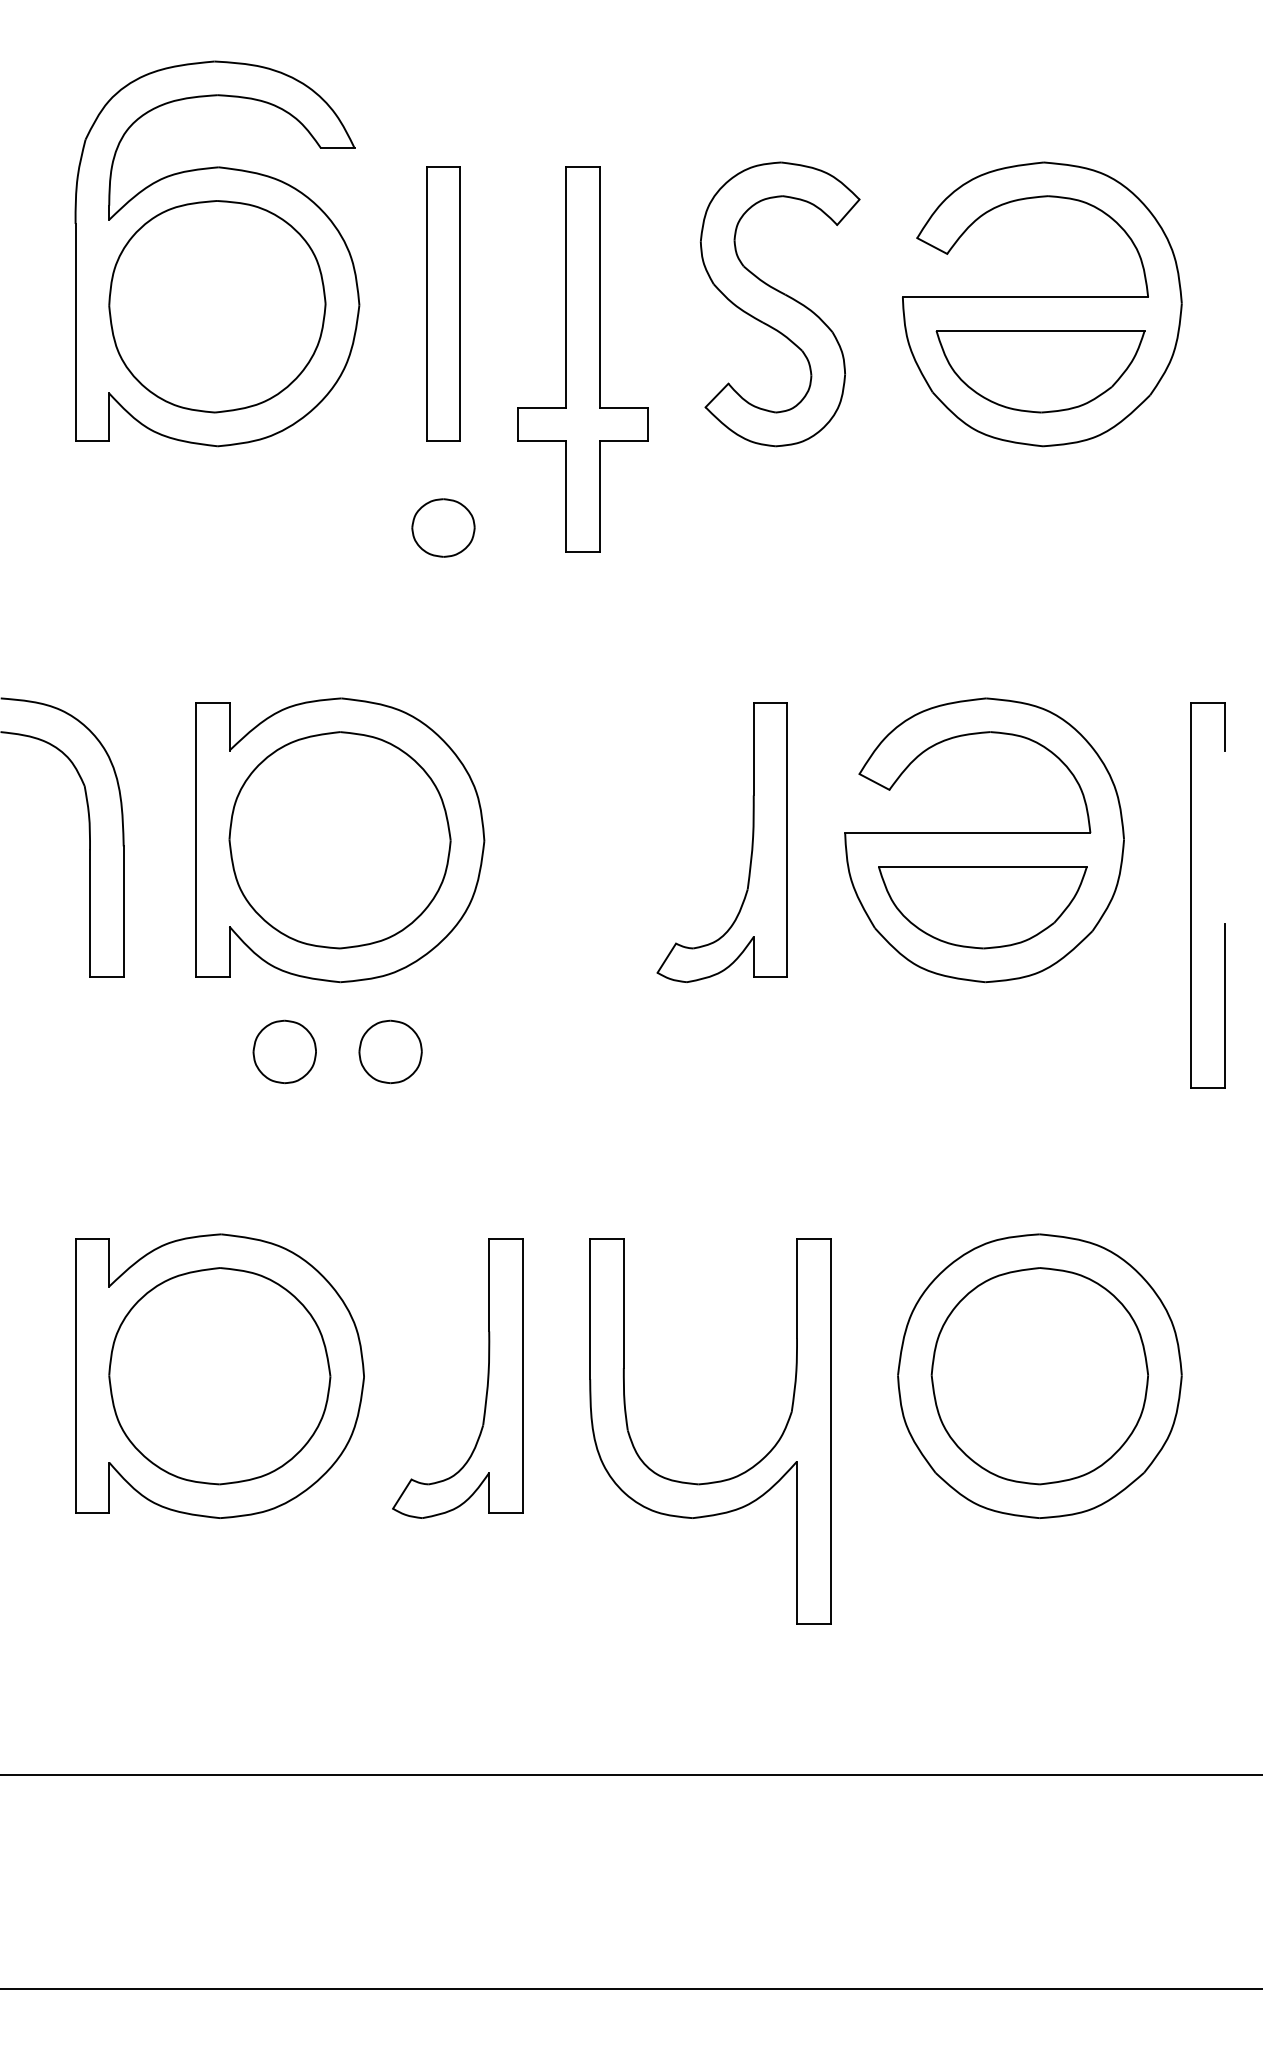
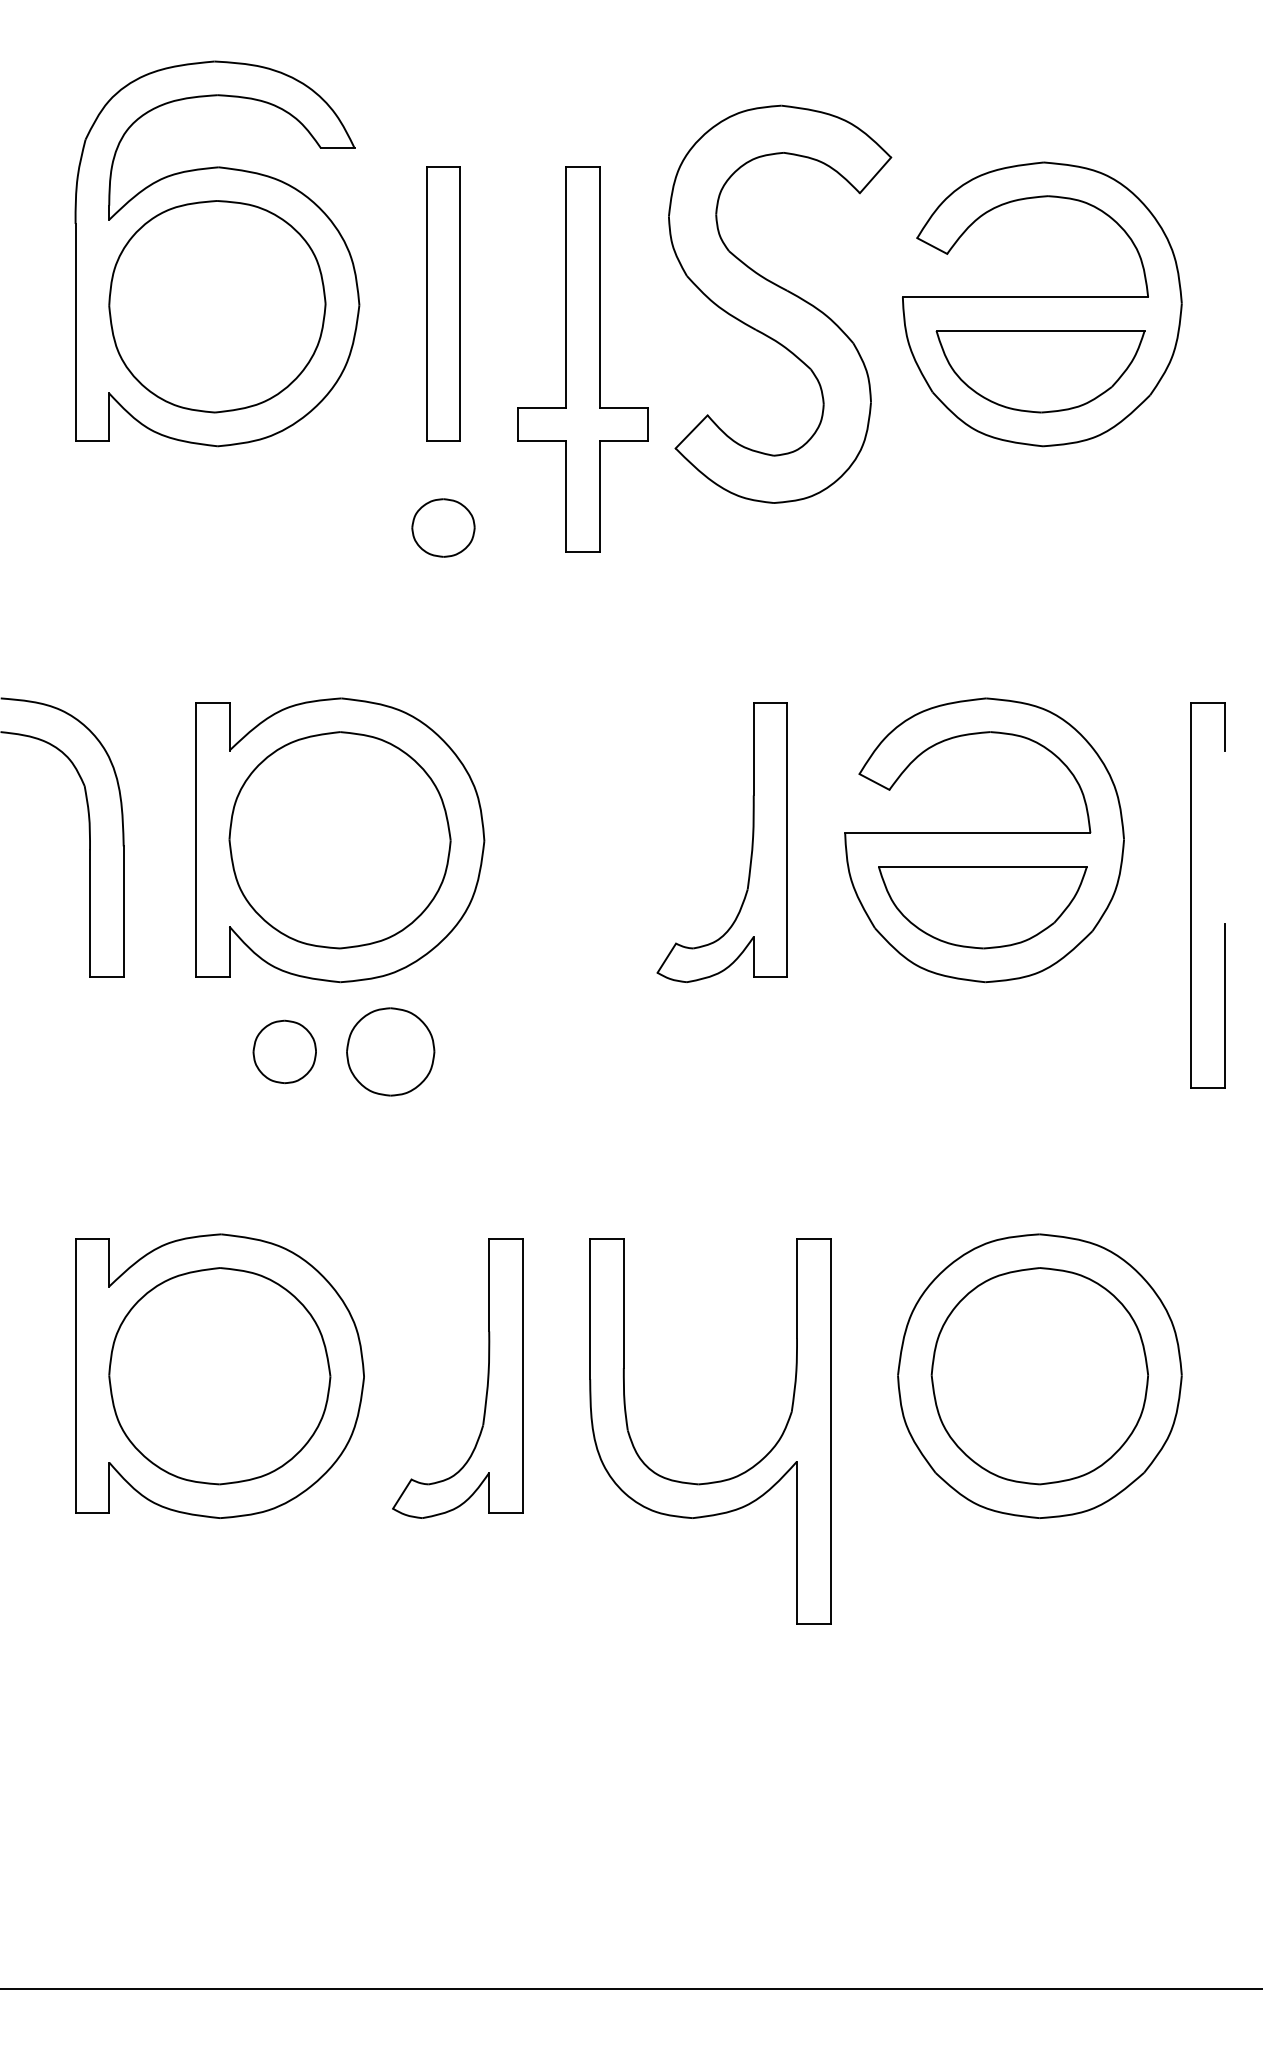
part size: 161x287 px -> 225x400 px (780, 303)
part size: 65x66 px -> 90x90 px (390, 1051)
line: present -> none (630, 1775)
